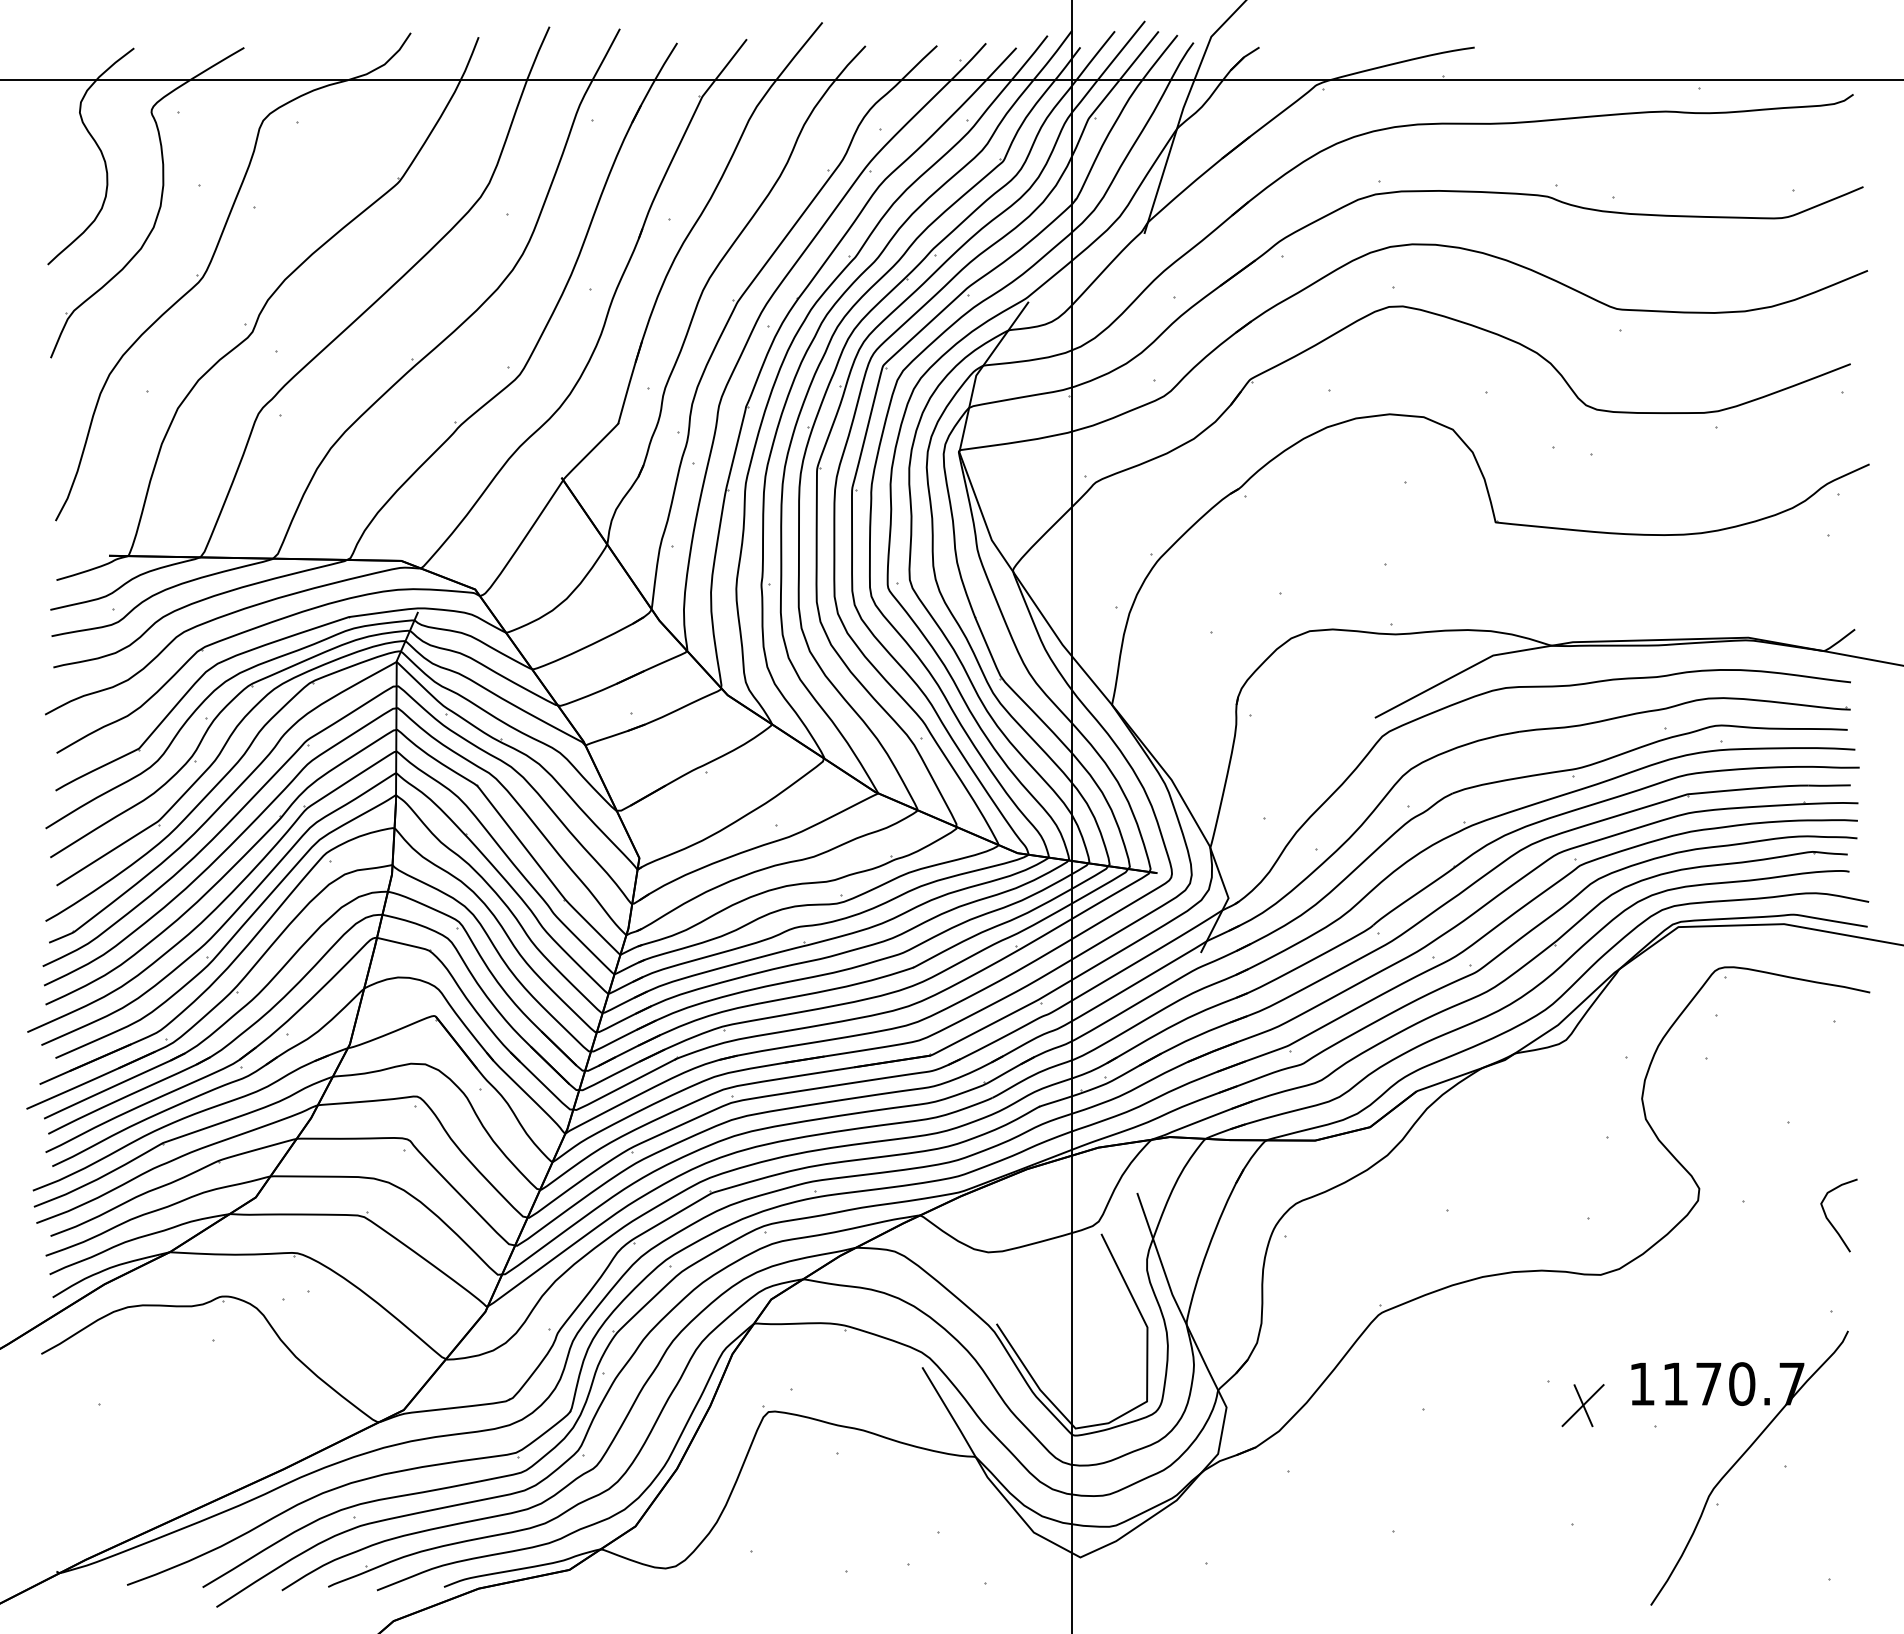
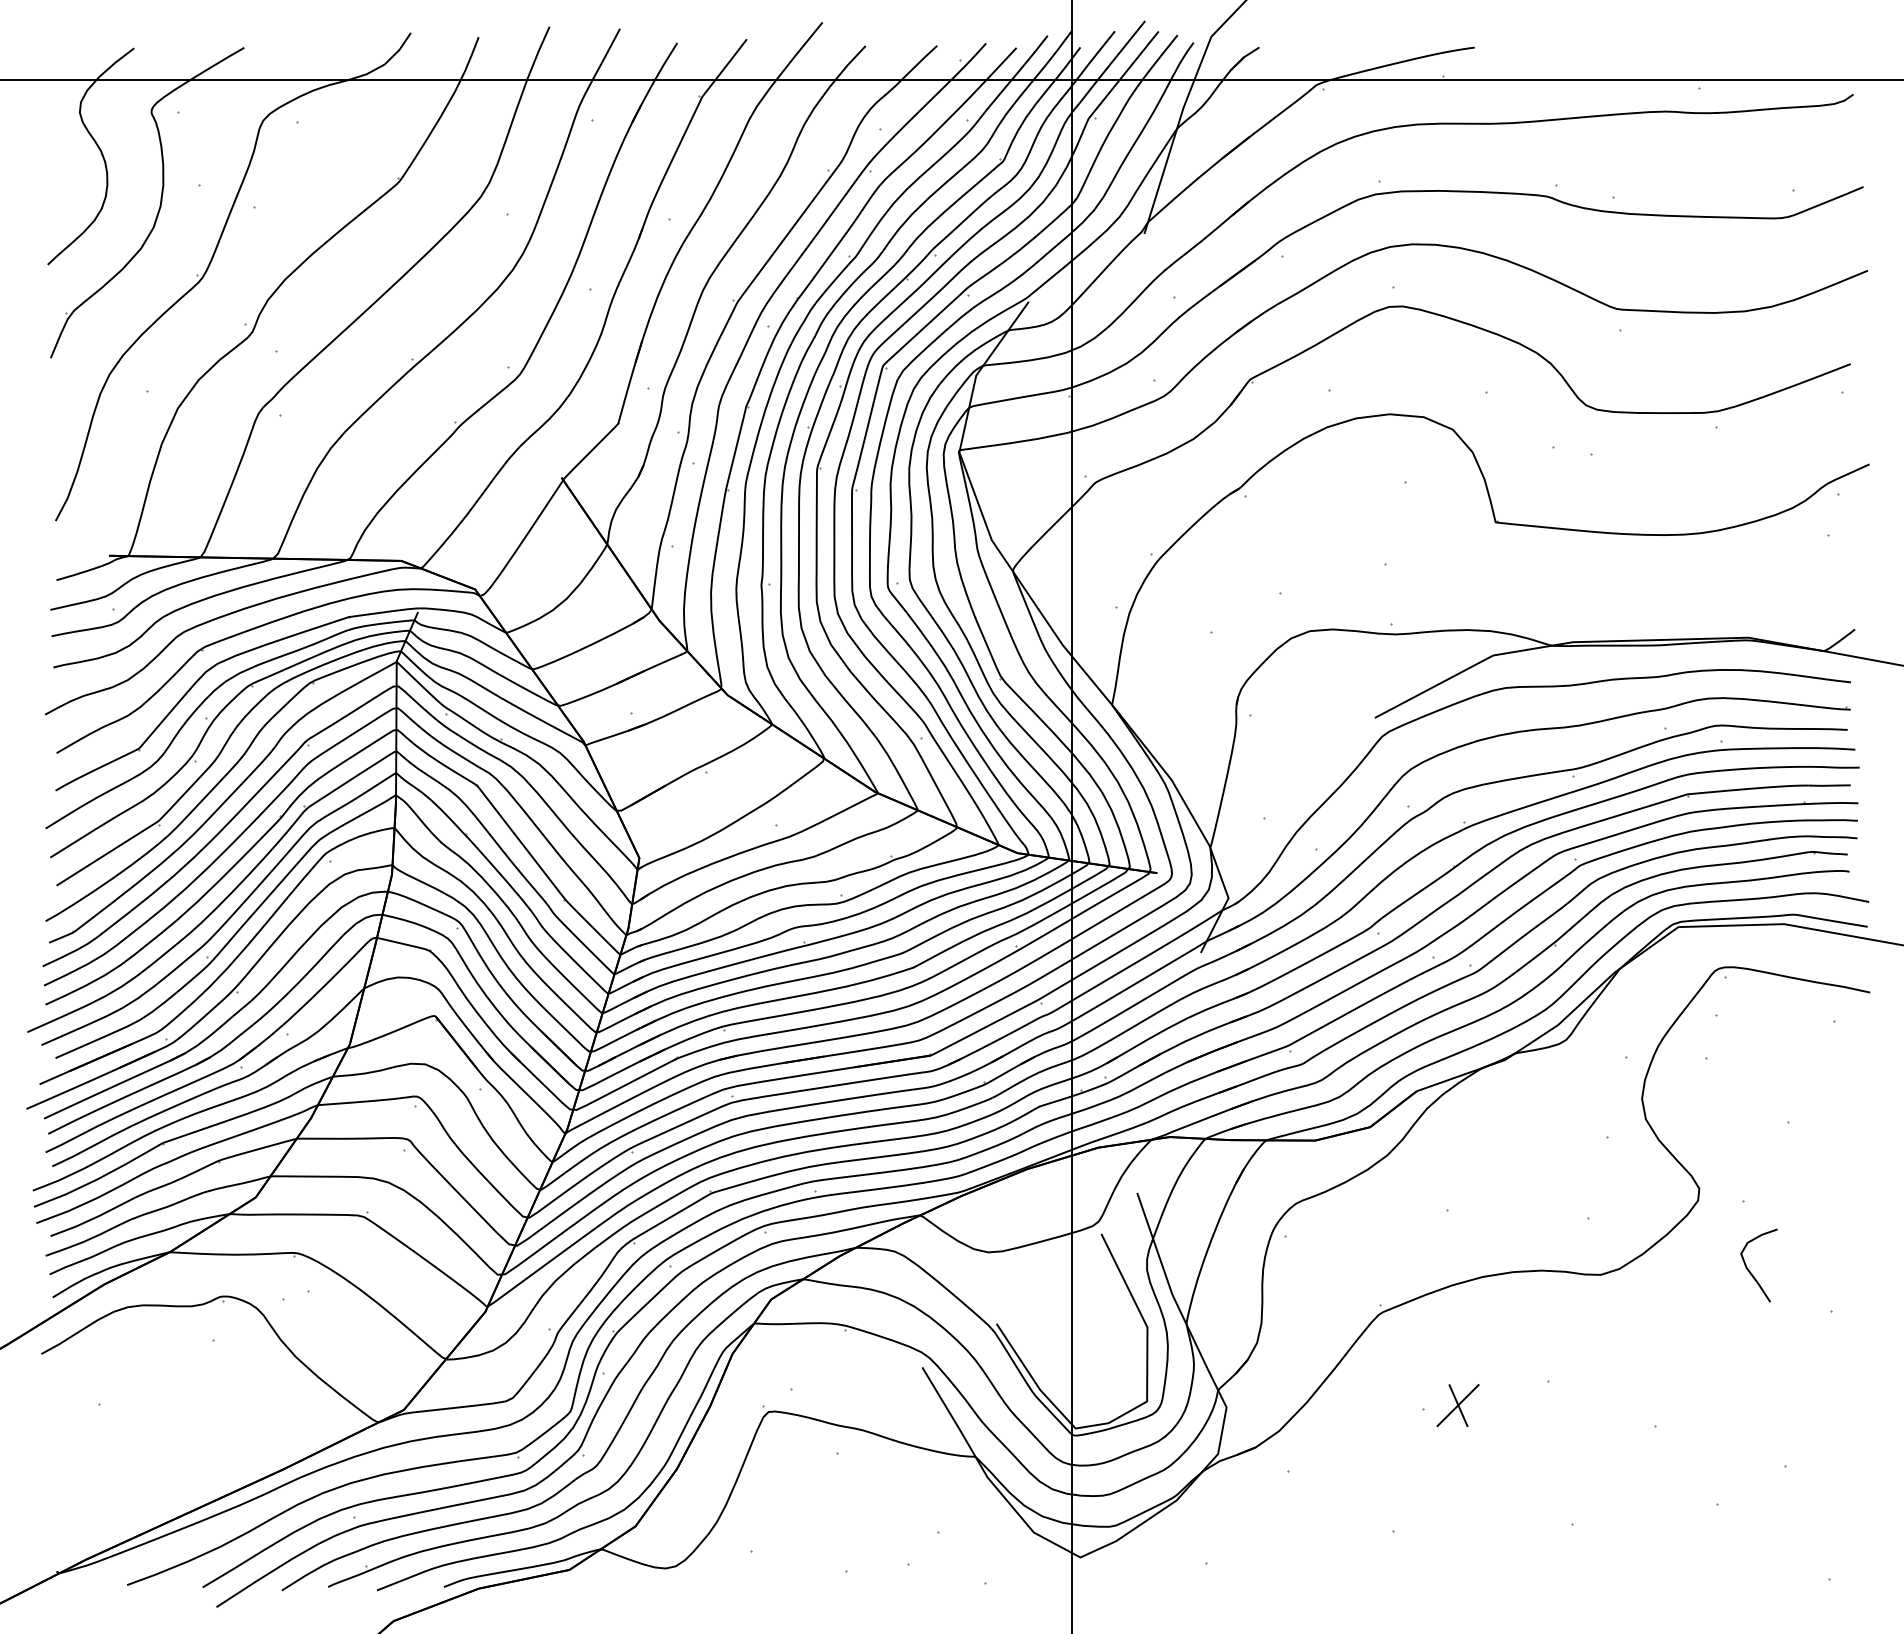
curve position: (1831, 1222) -> (1751, 1272) (1751, 1272)
part position: (1582, 1405) -> (1457, 1405) (1457, 1405)
part: present -> none (1739, 1467)
